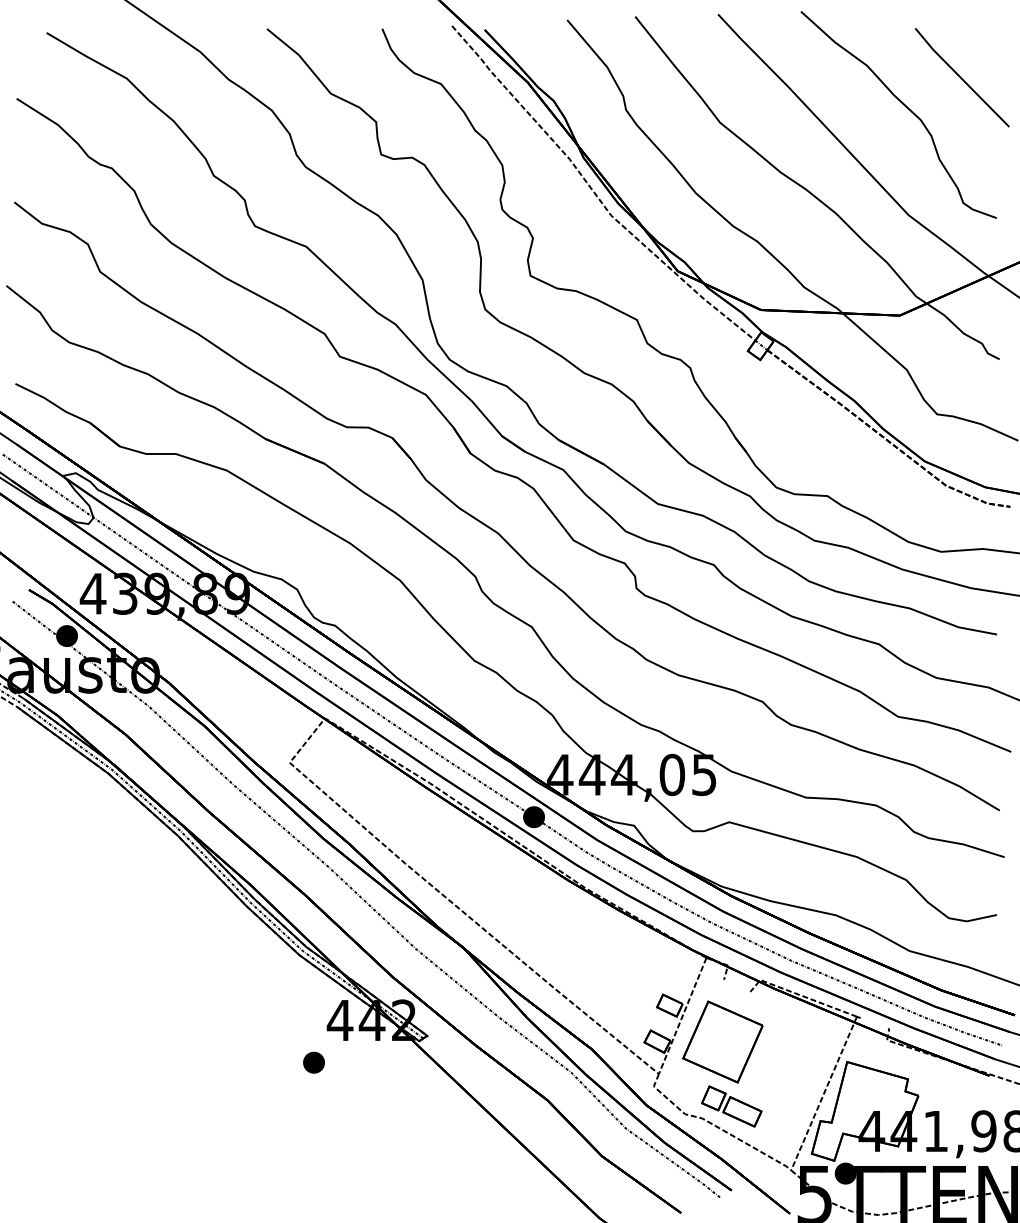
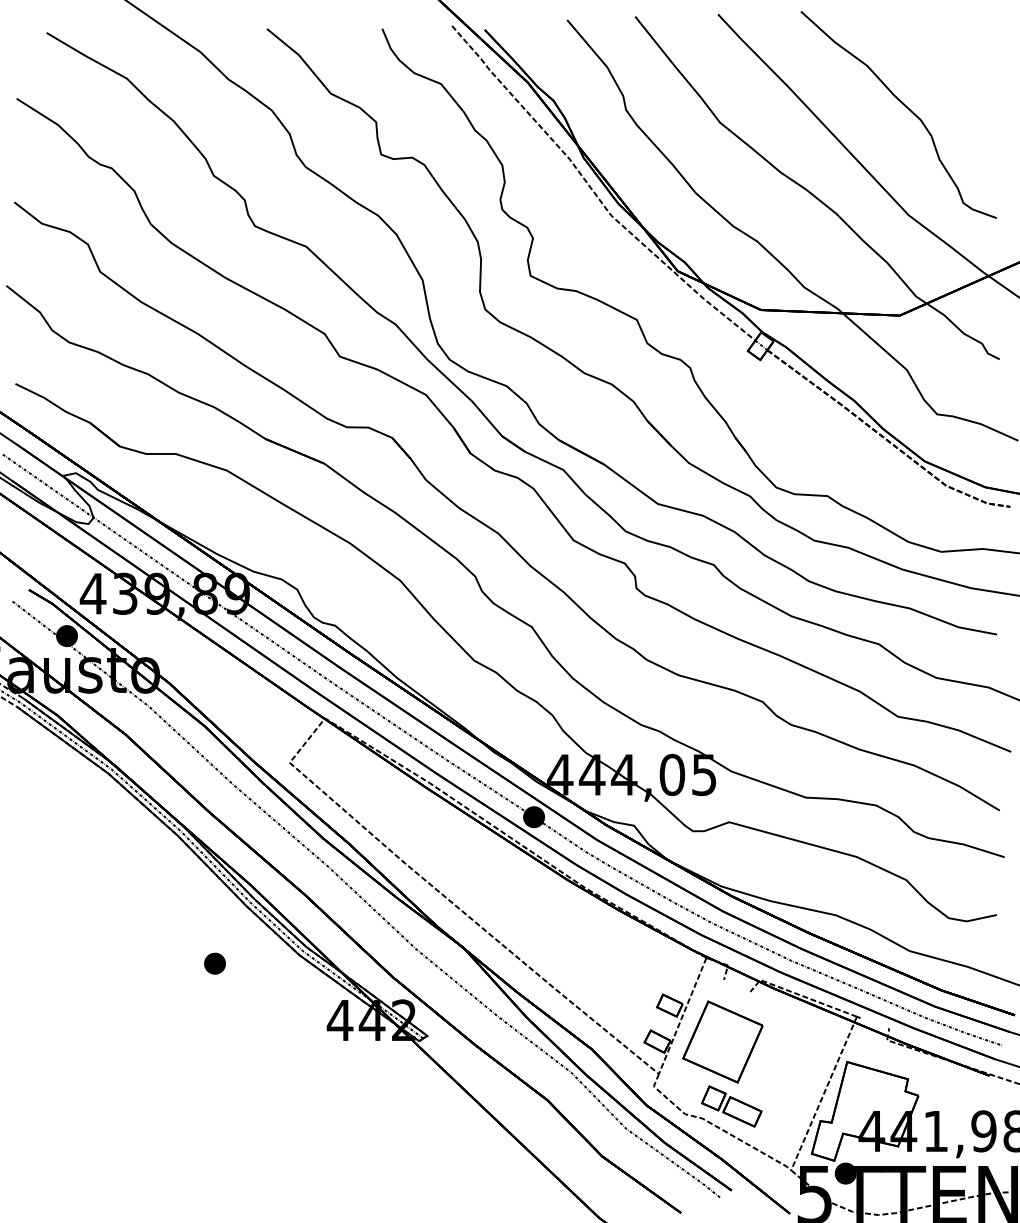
line: present -> none (961, 77)
part position: (313, 1062) -> (214, 963) (214, 963)
